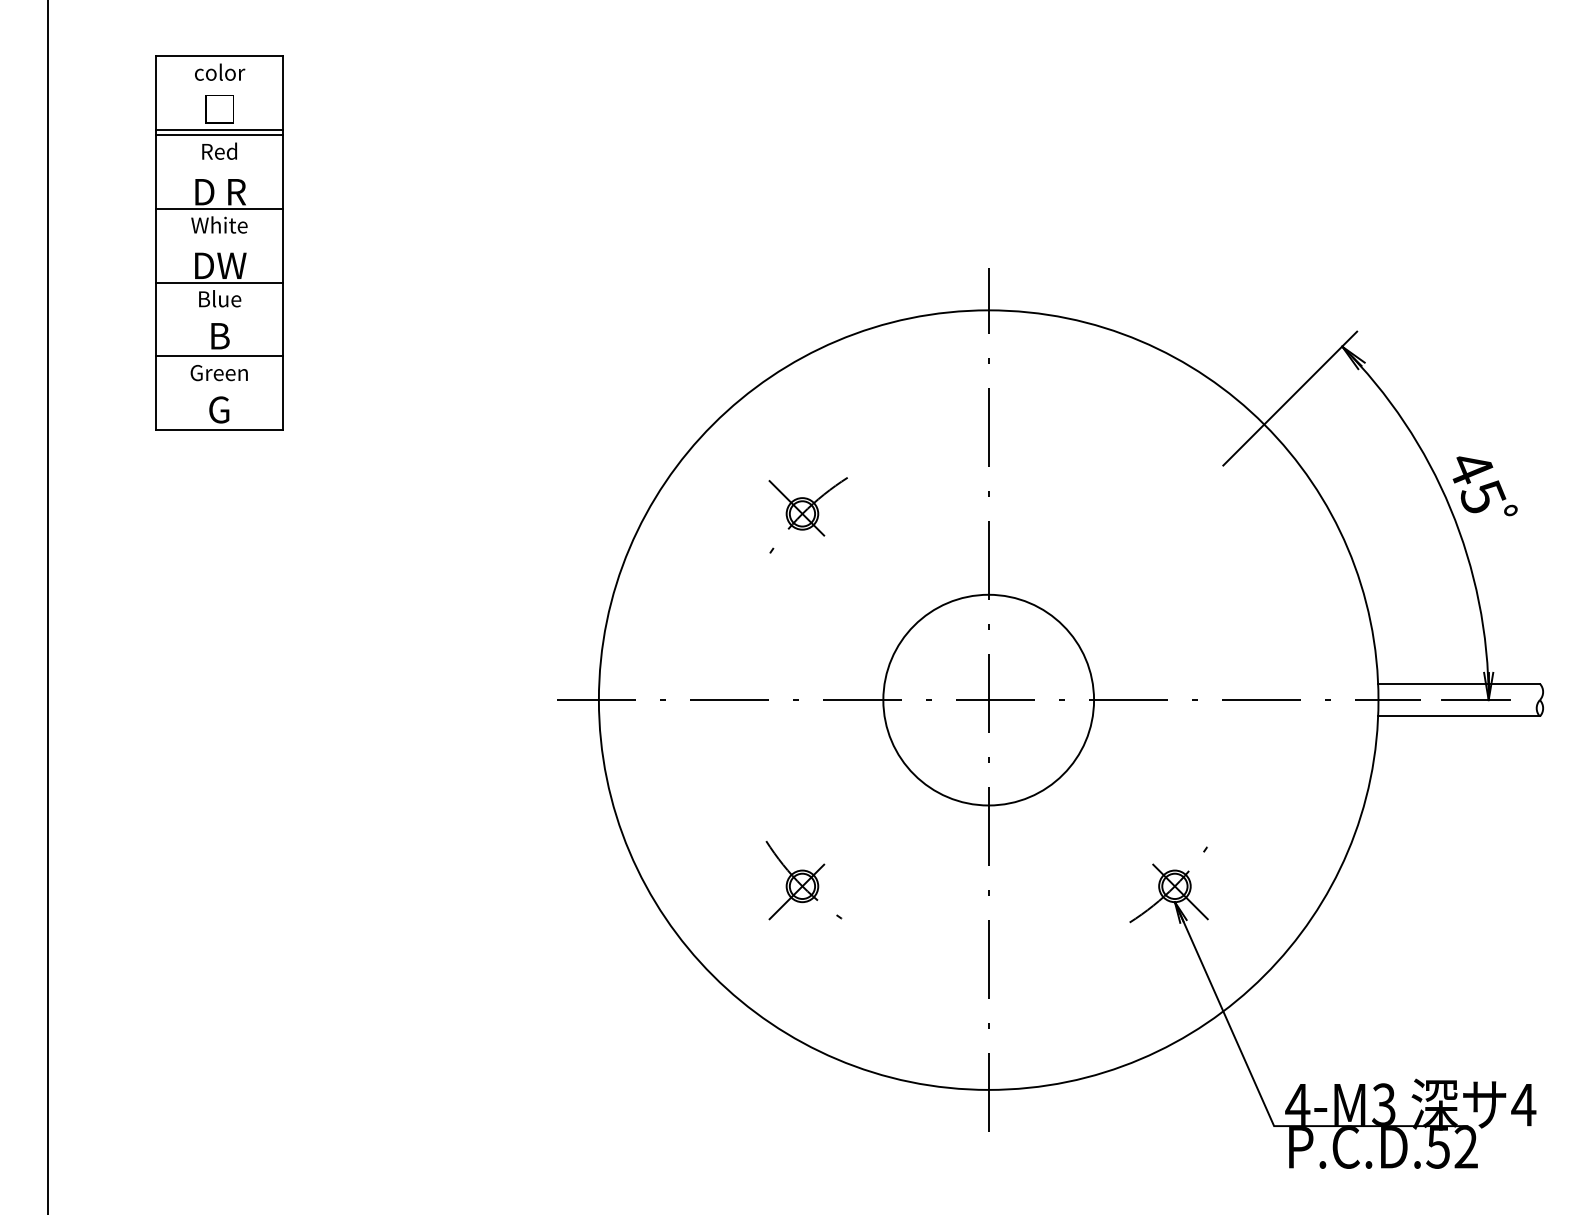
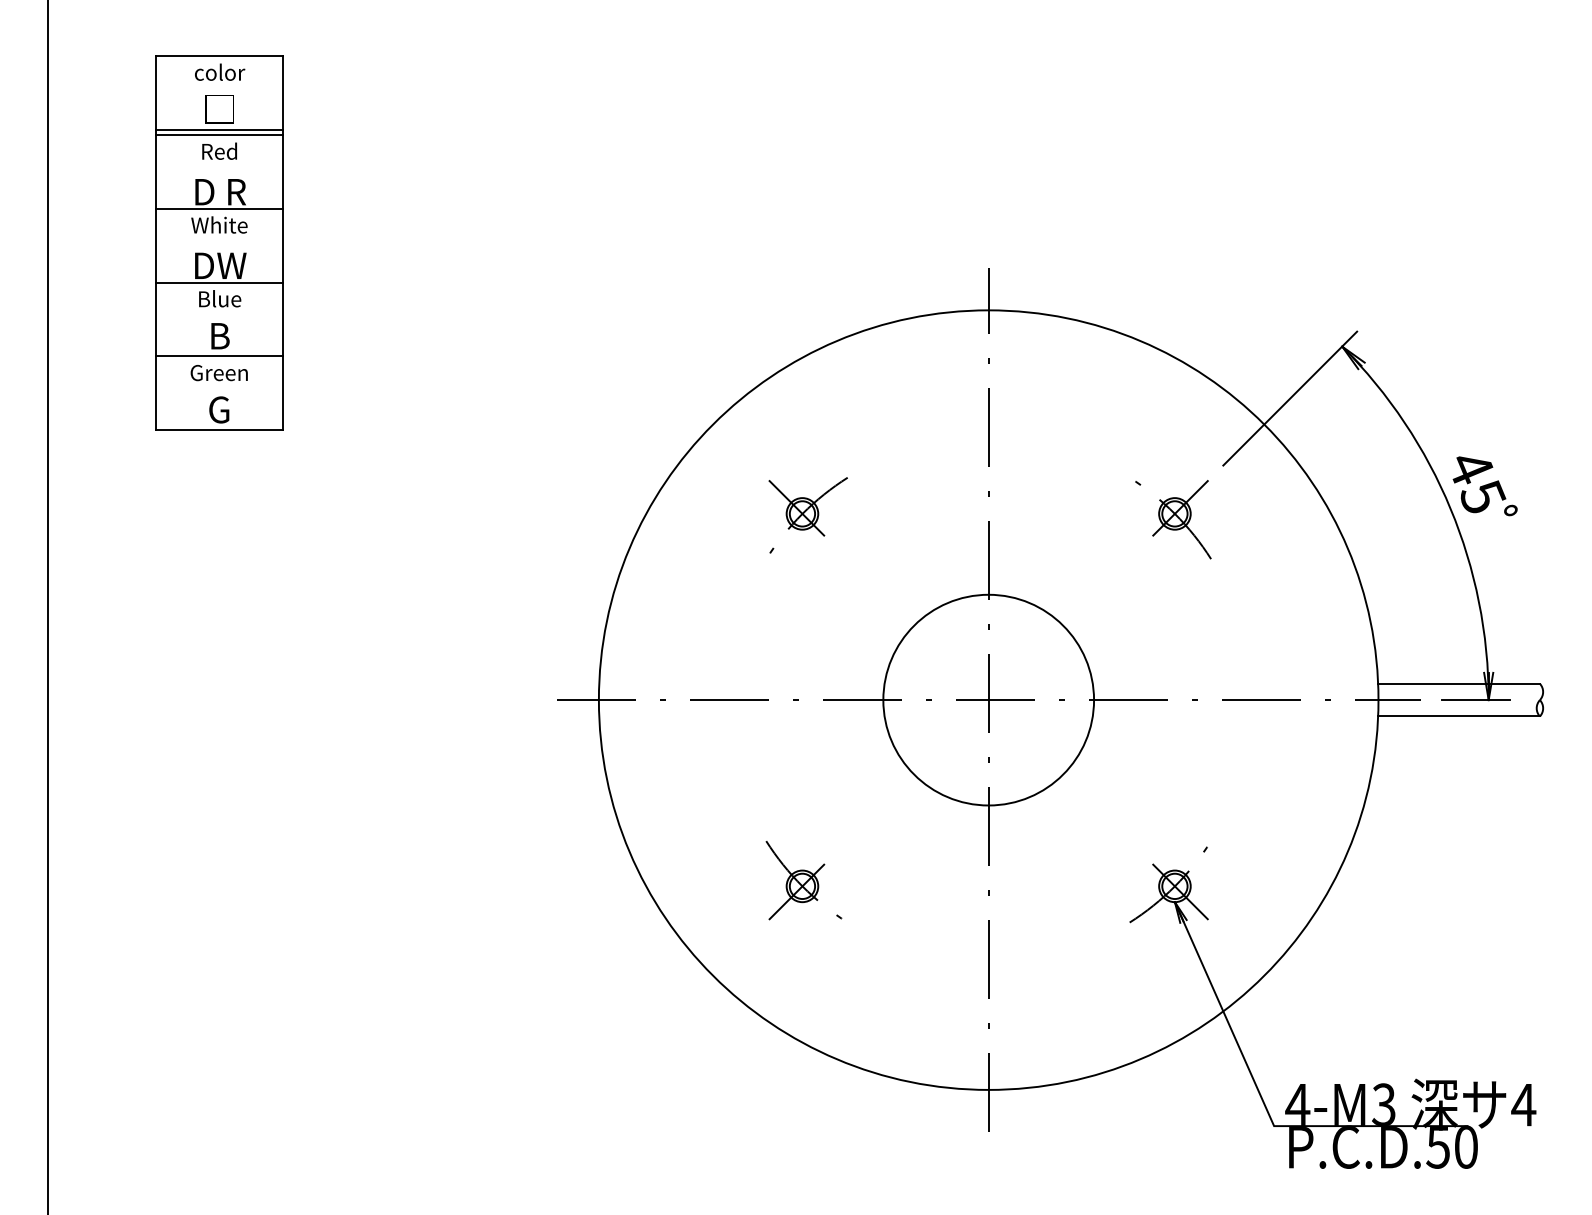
part: none -> present (1173, 519)
text: P.C.D.52 -> P.C.D.50 (1465, 1146)
